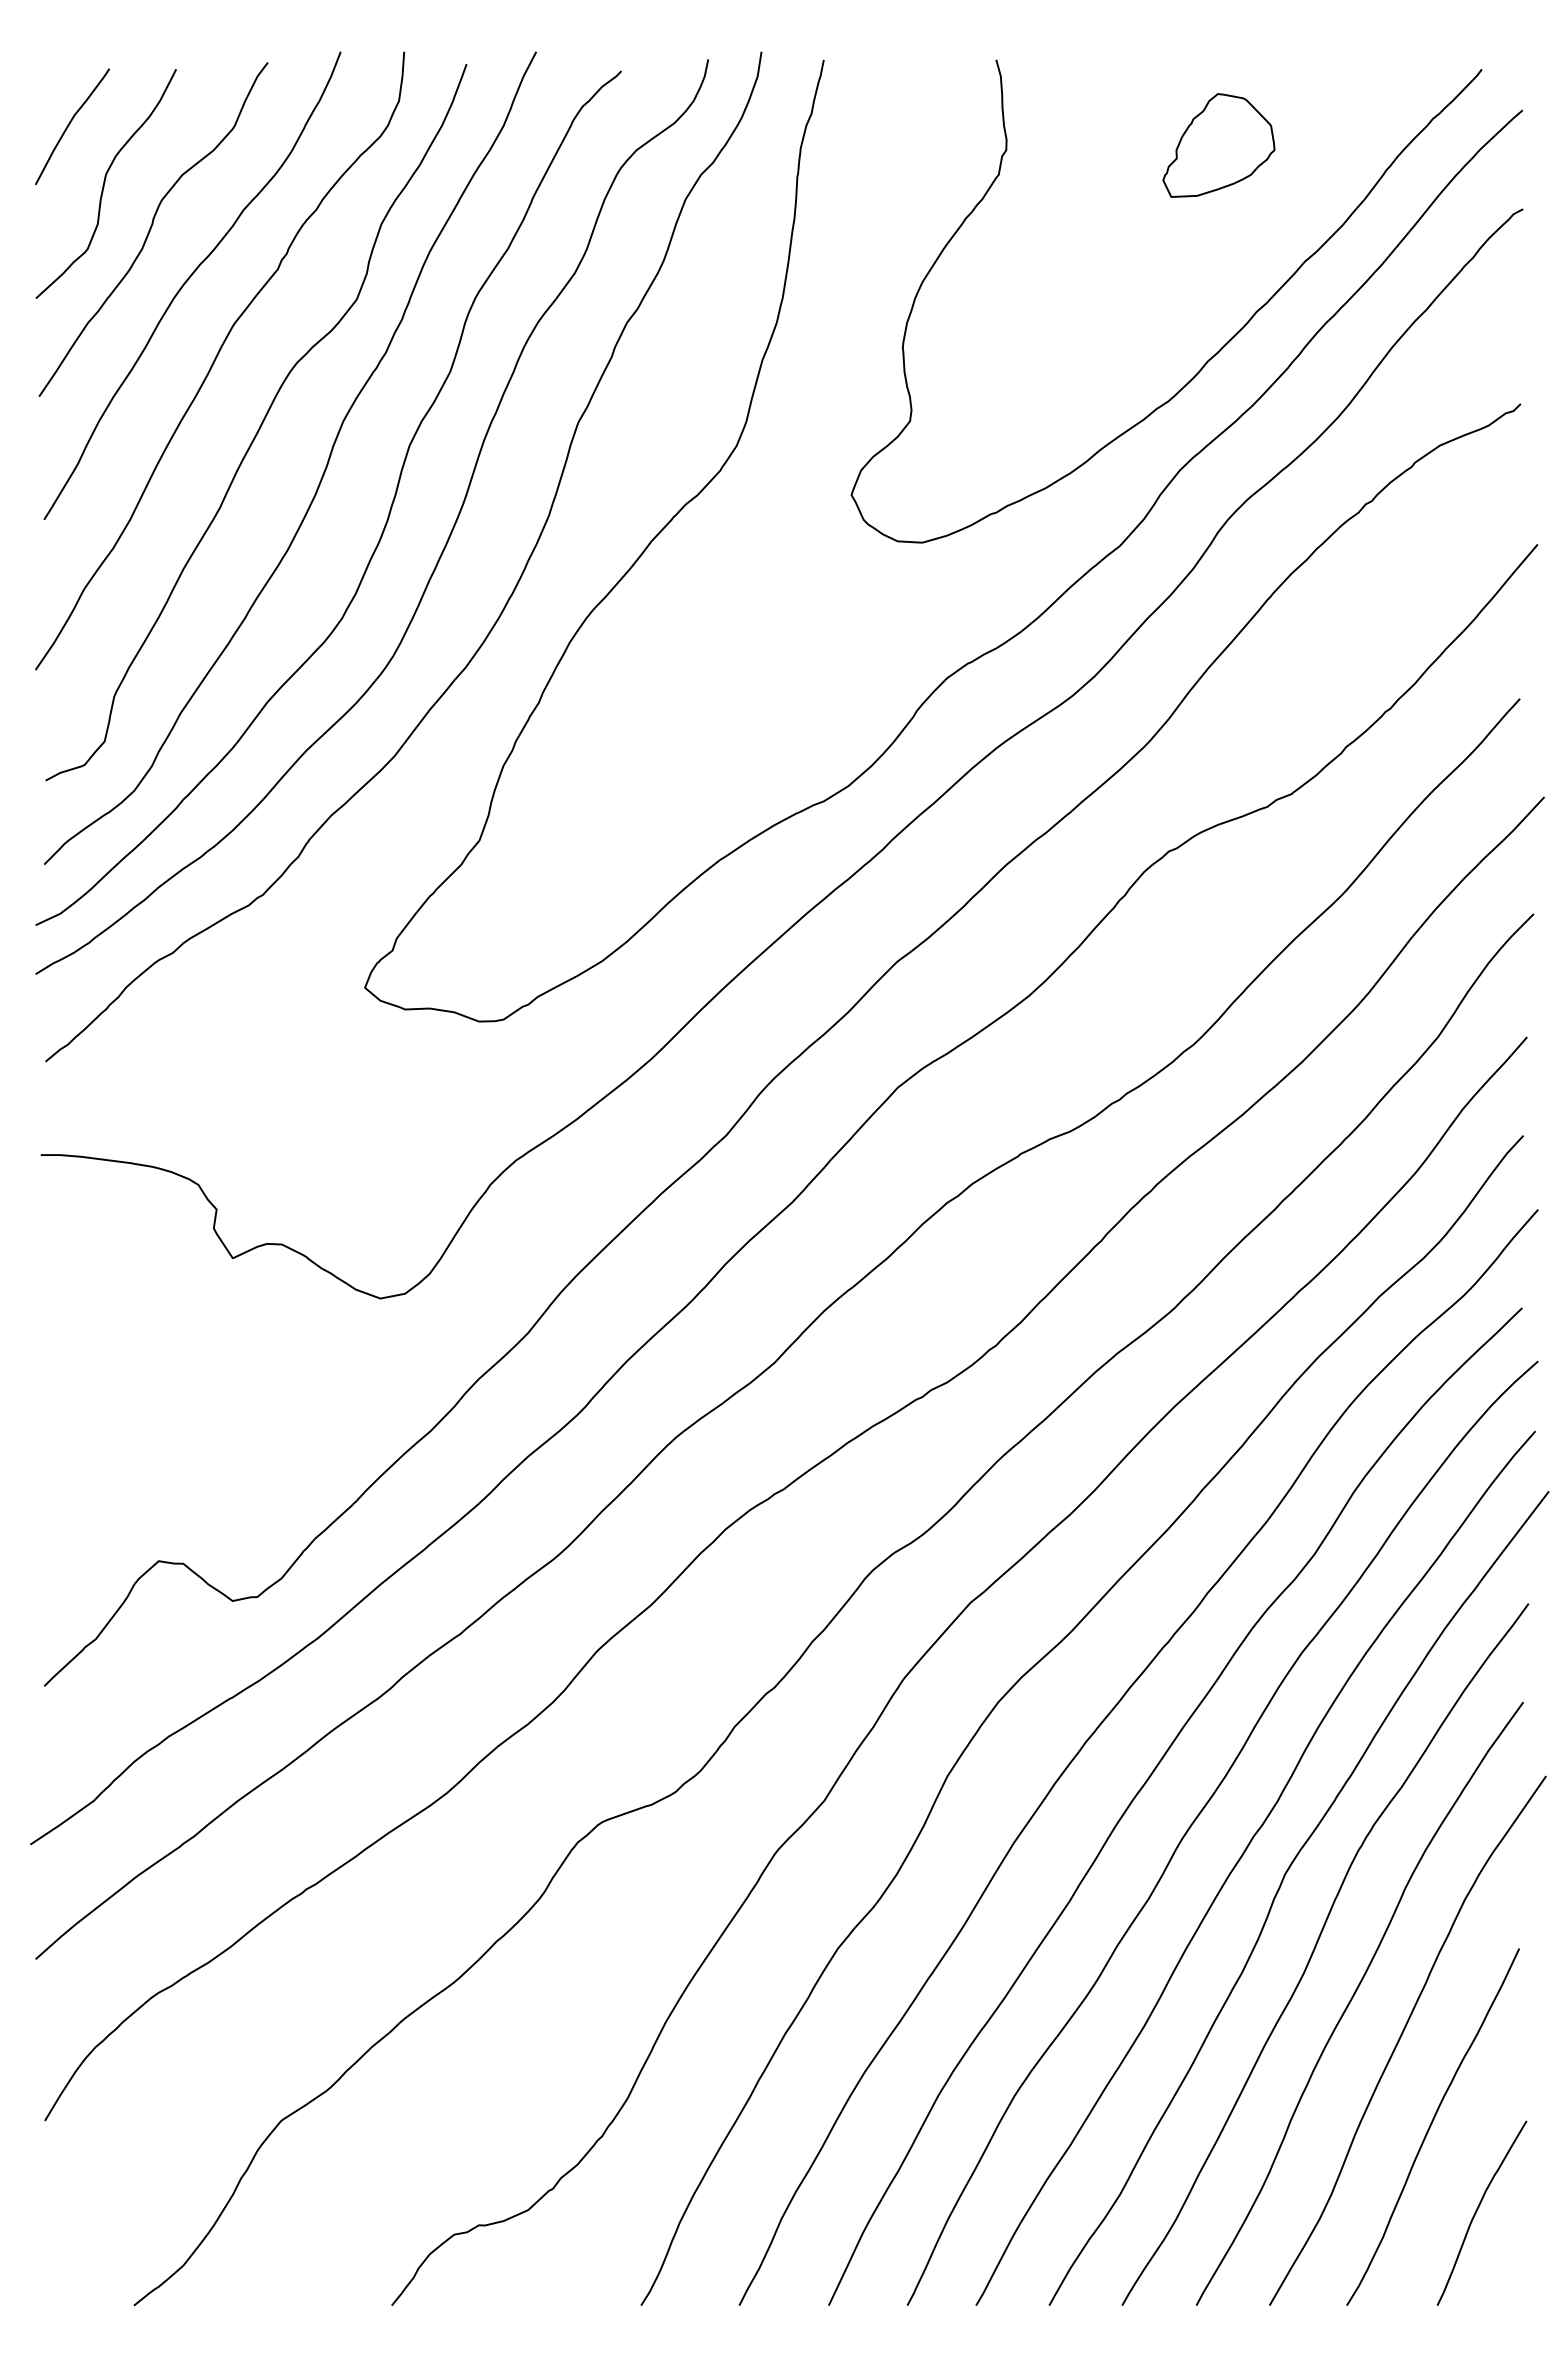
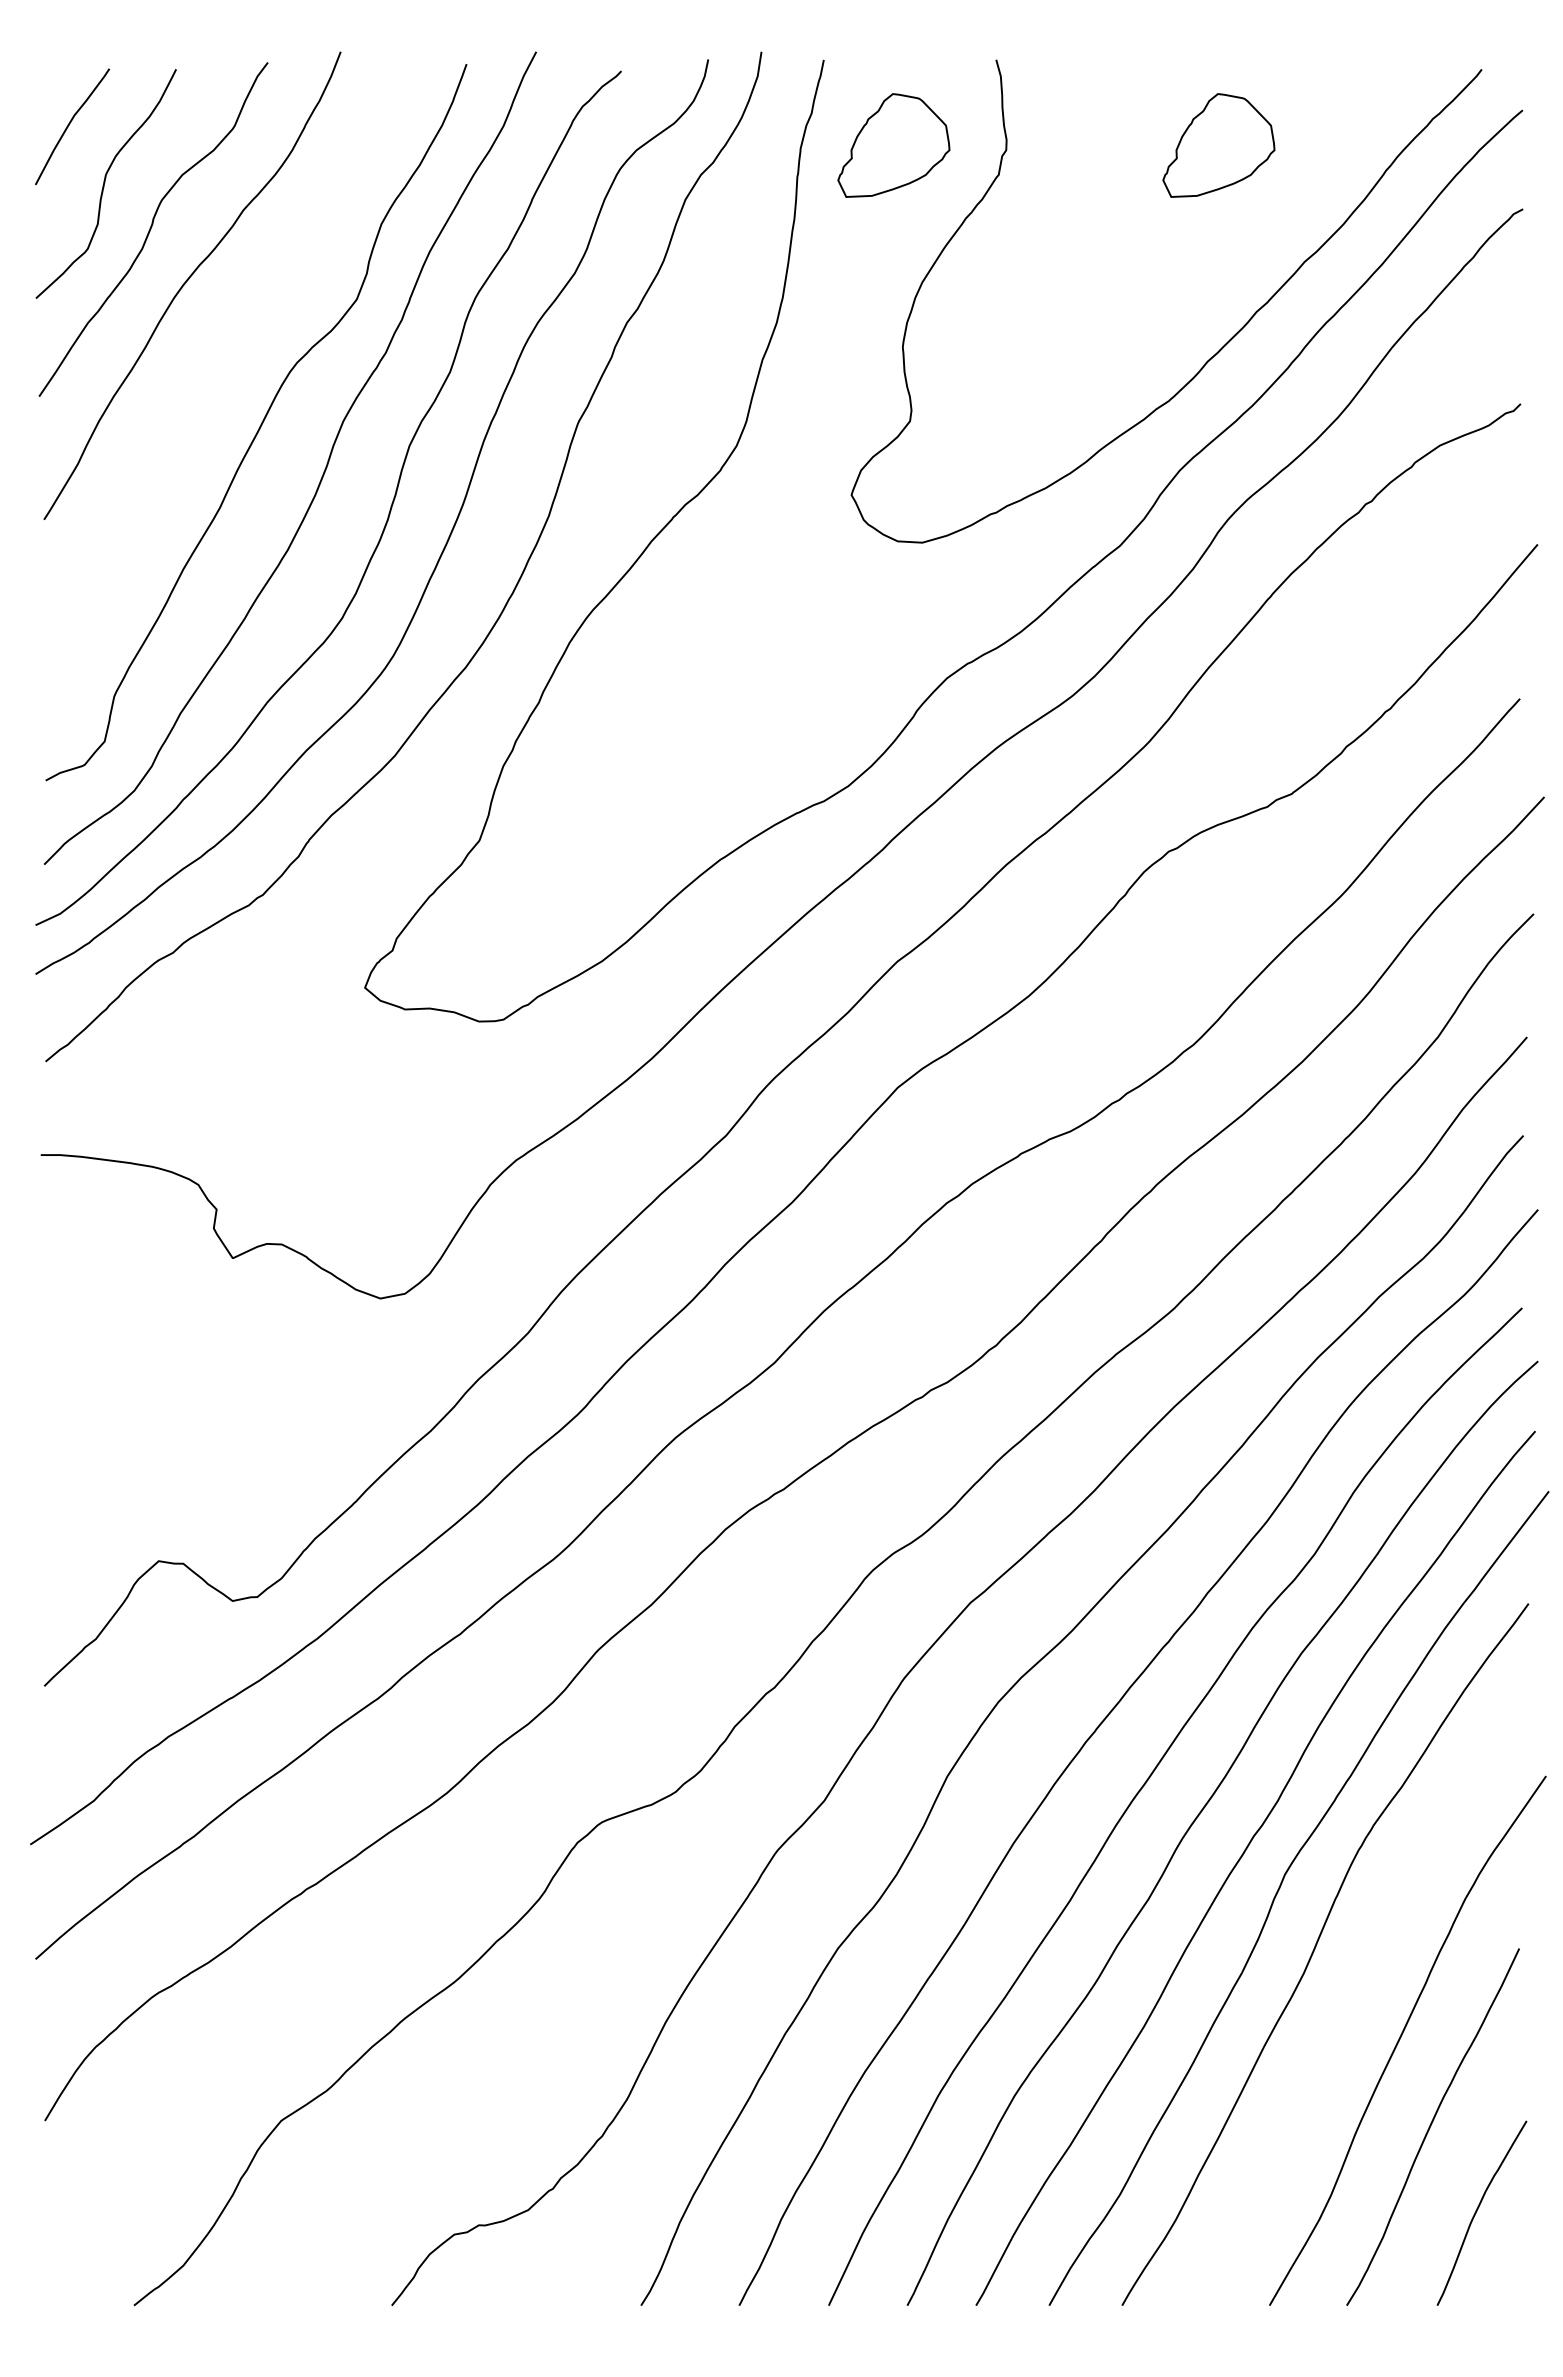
part: none -> present (893, 145)
curve: present -> none (216, 359)
curve: present -> none (1352, 1999)
